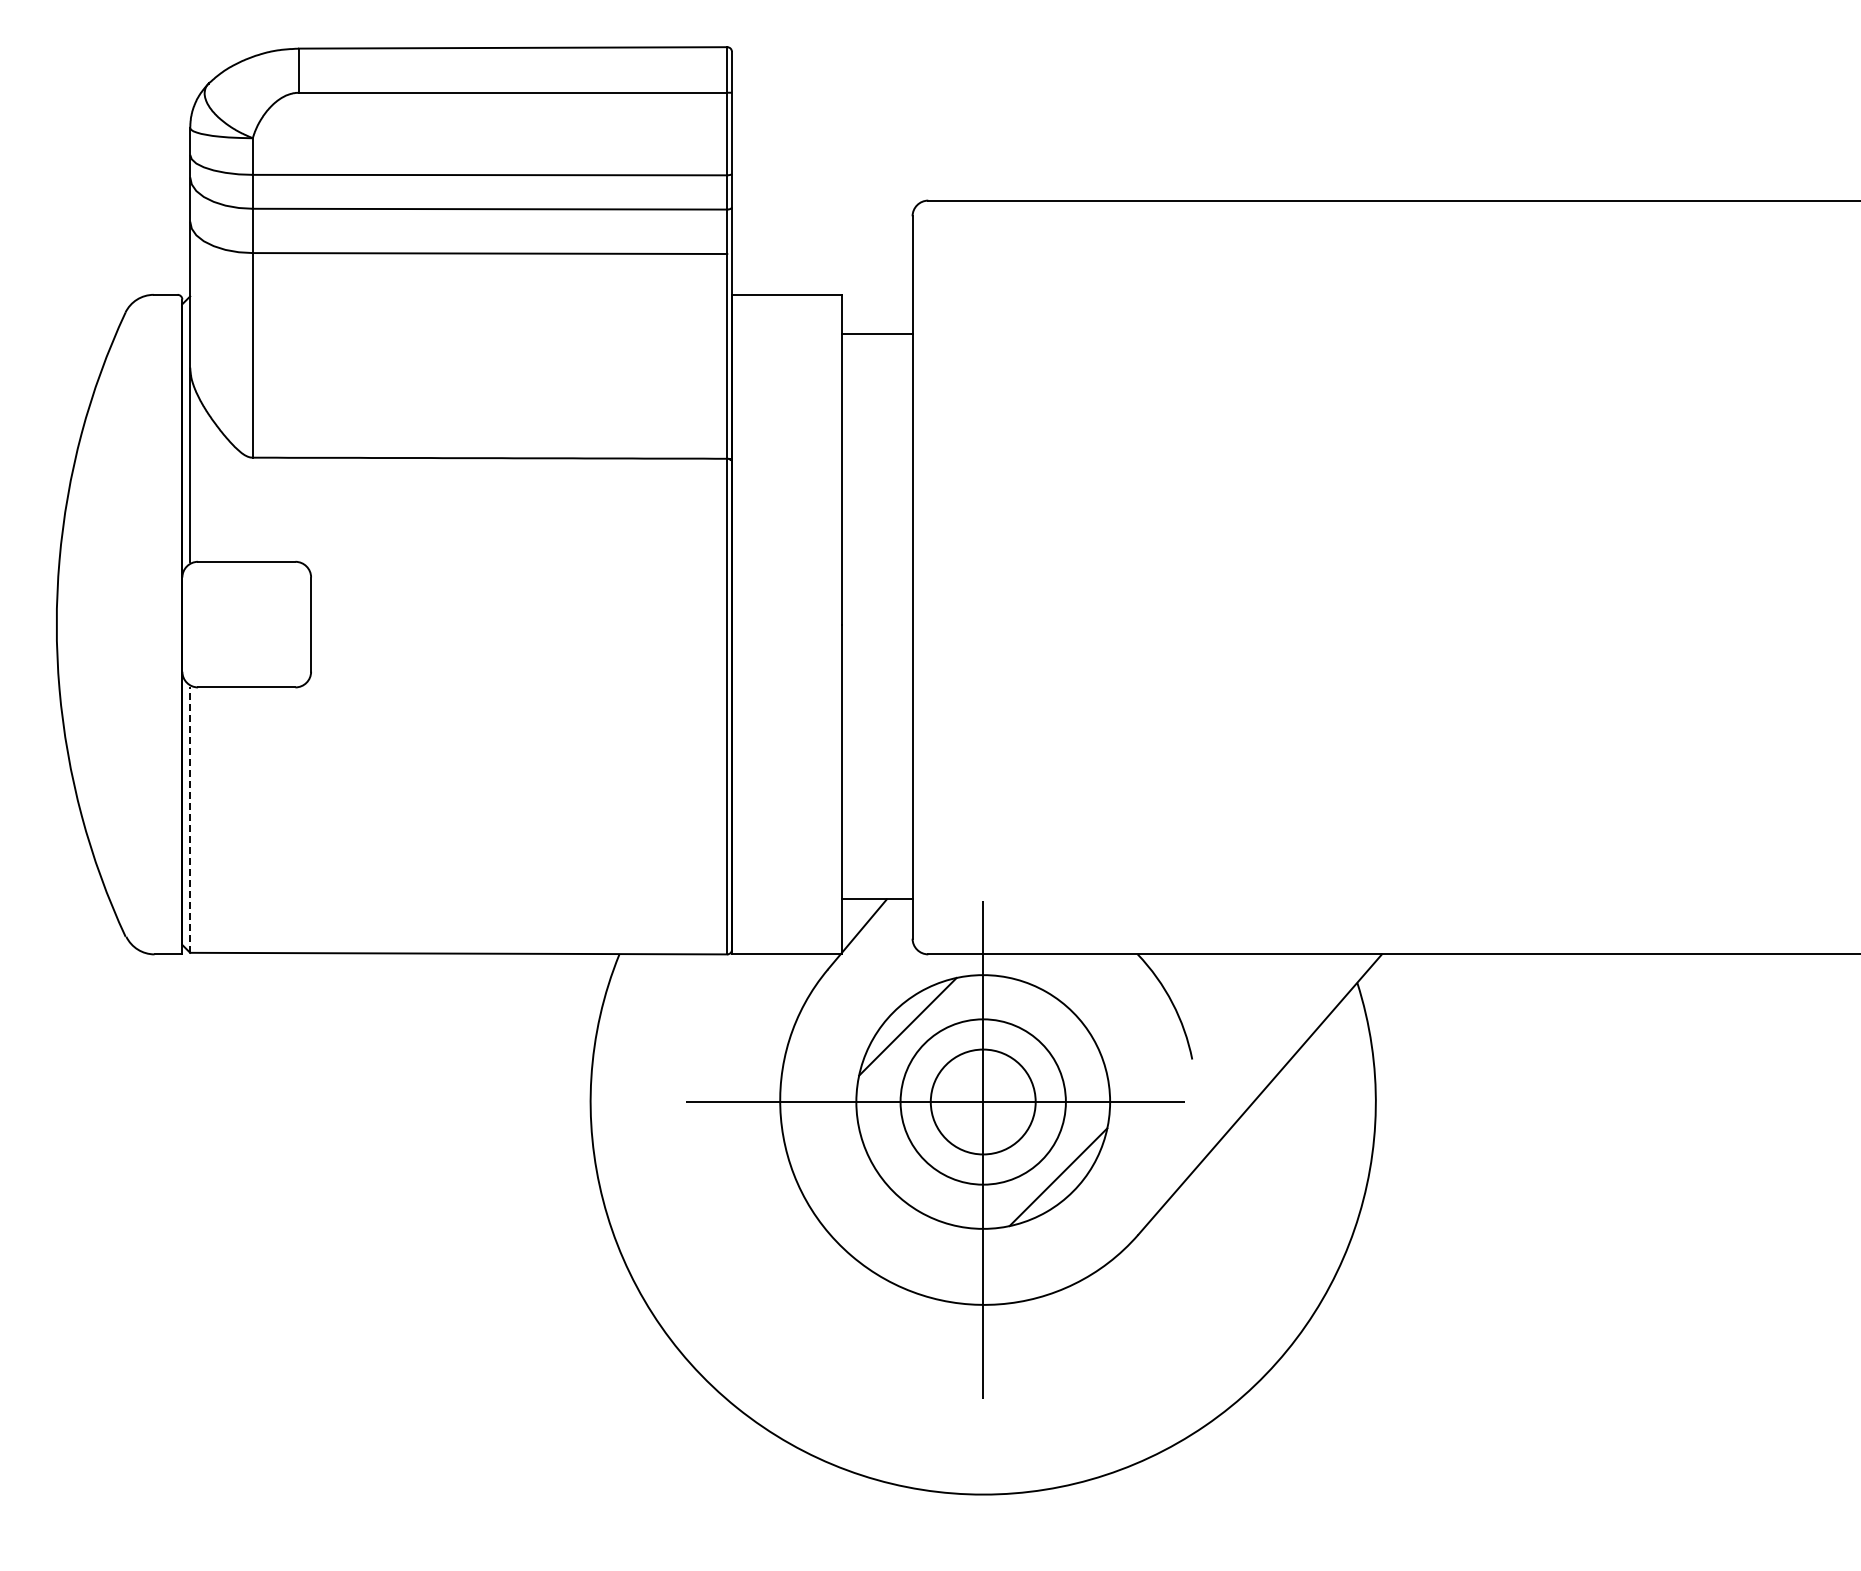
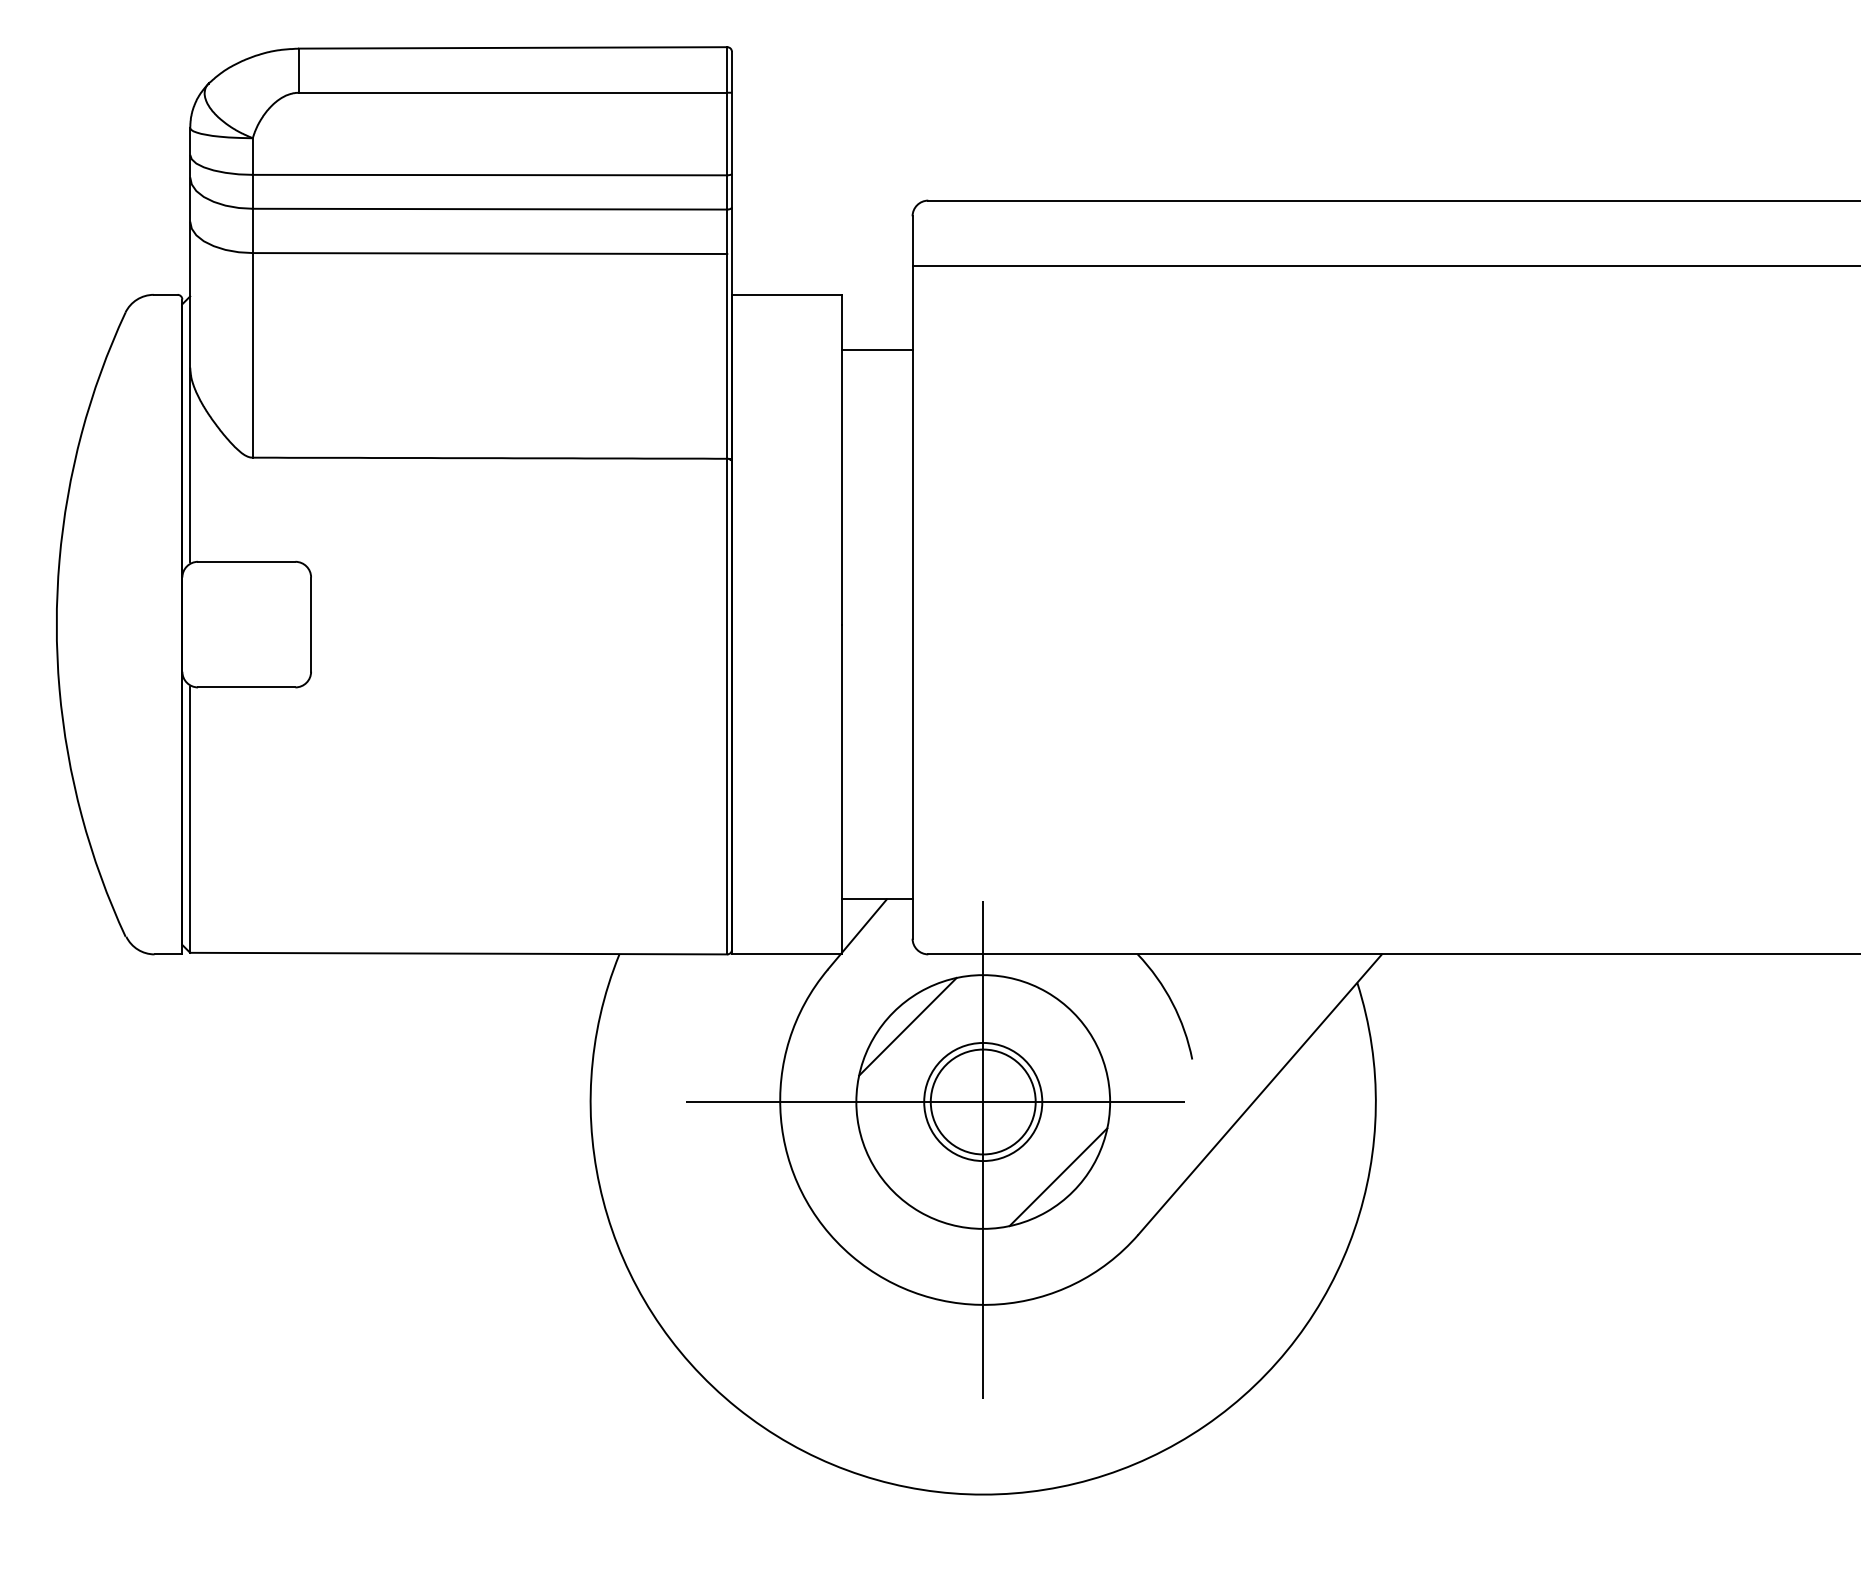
line: none -> present (1384, 266)
line position: (876, 333) -> (876, 349) (876, 349)
line: dashed -> solid (190, 820)
circle diameter: 165 px -> 118 px (983, 1101)
